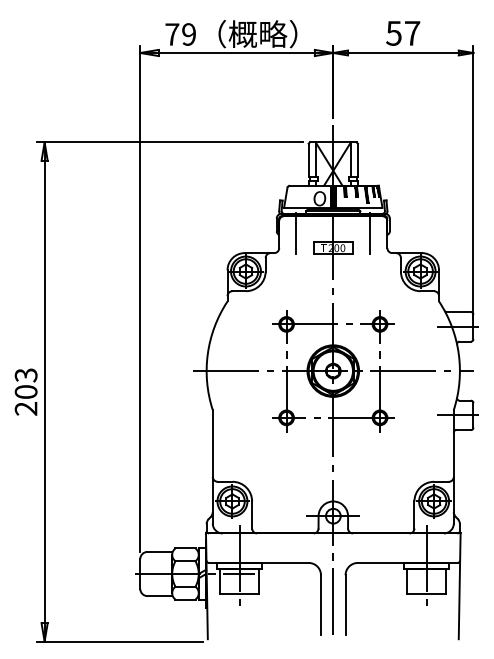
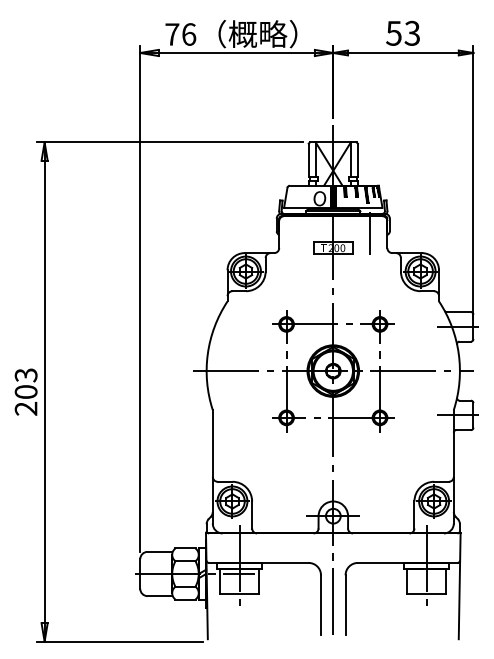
text: 57 -> 53 (412, 32)
text: 79 -> 76 (189, 34)
line: present -> none (296, 233)
